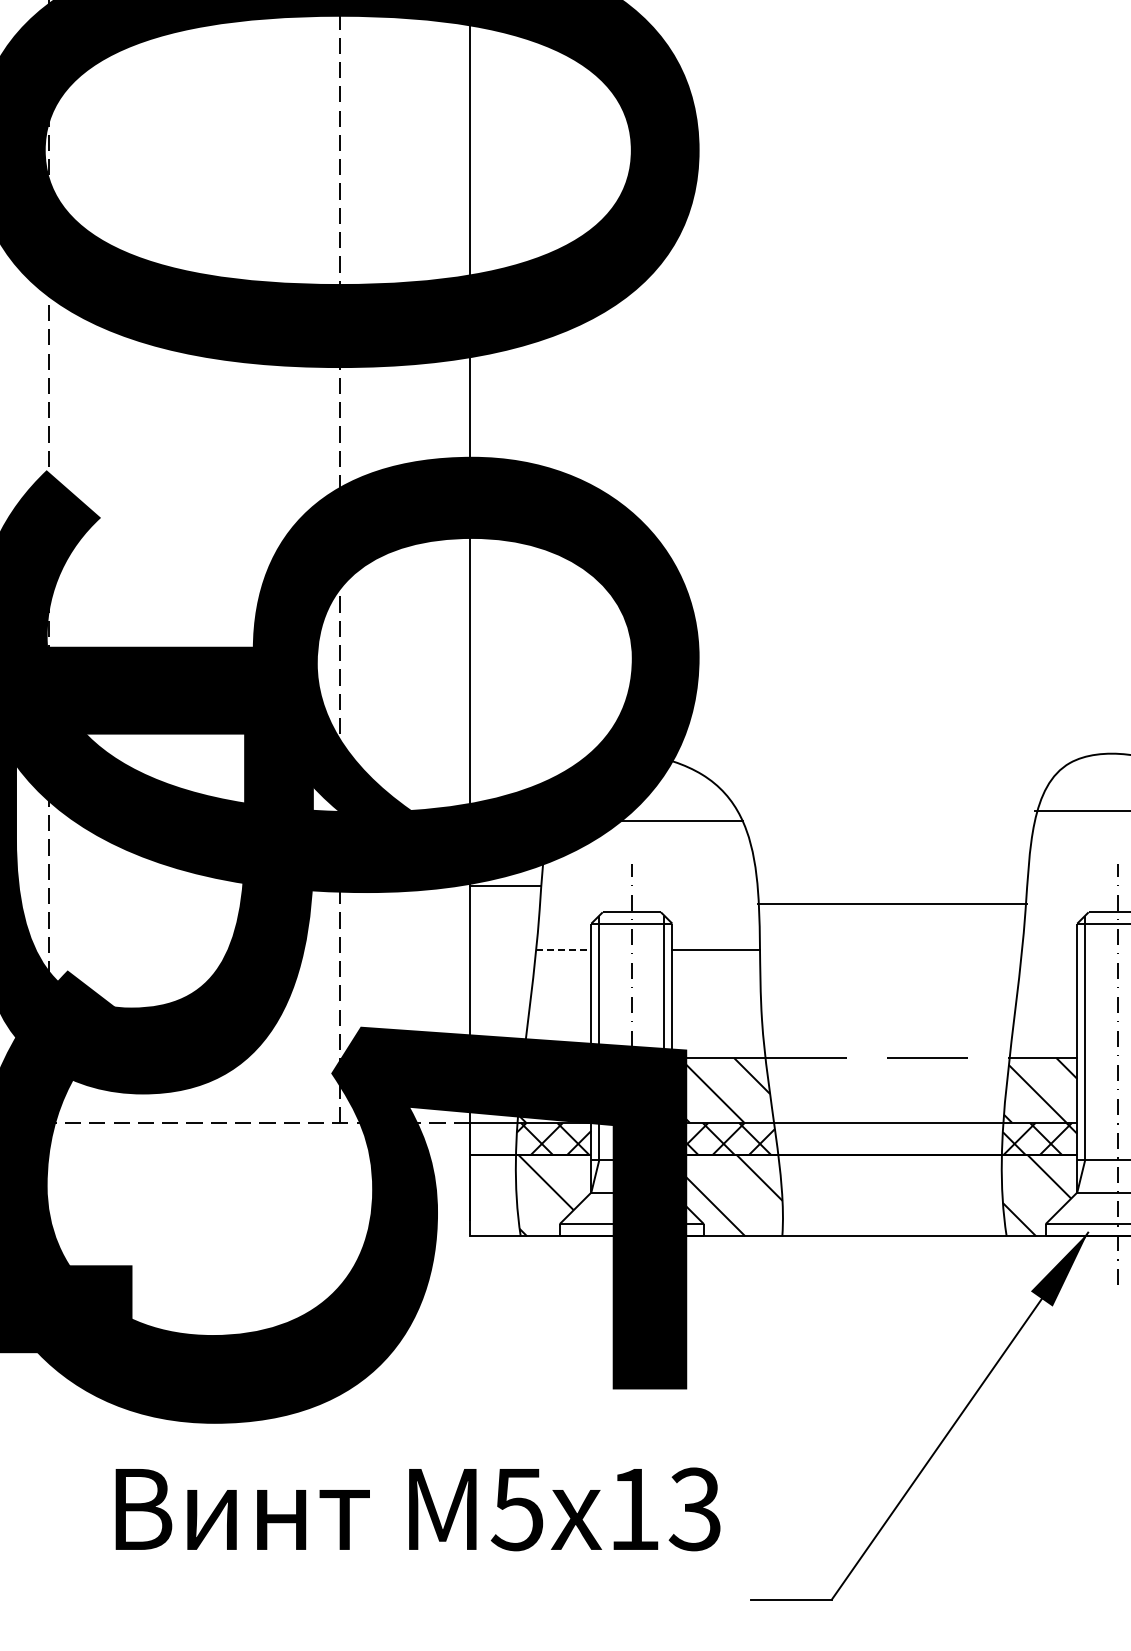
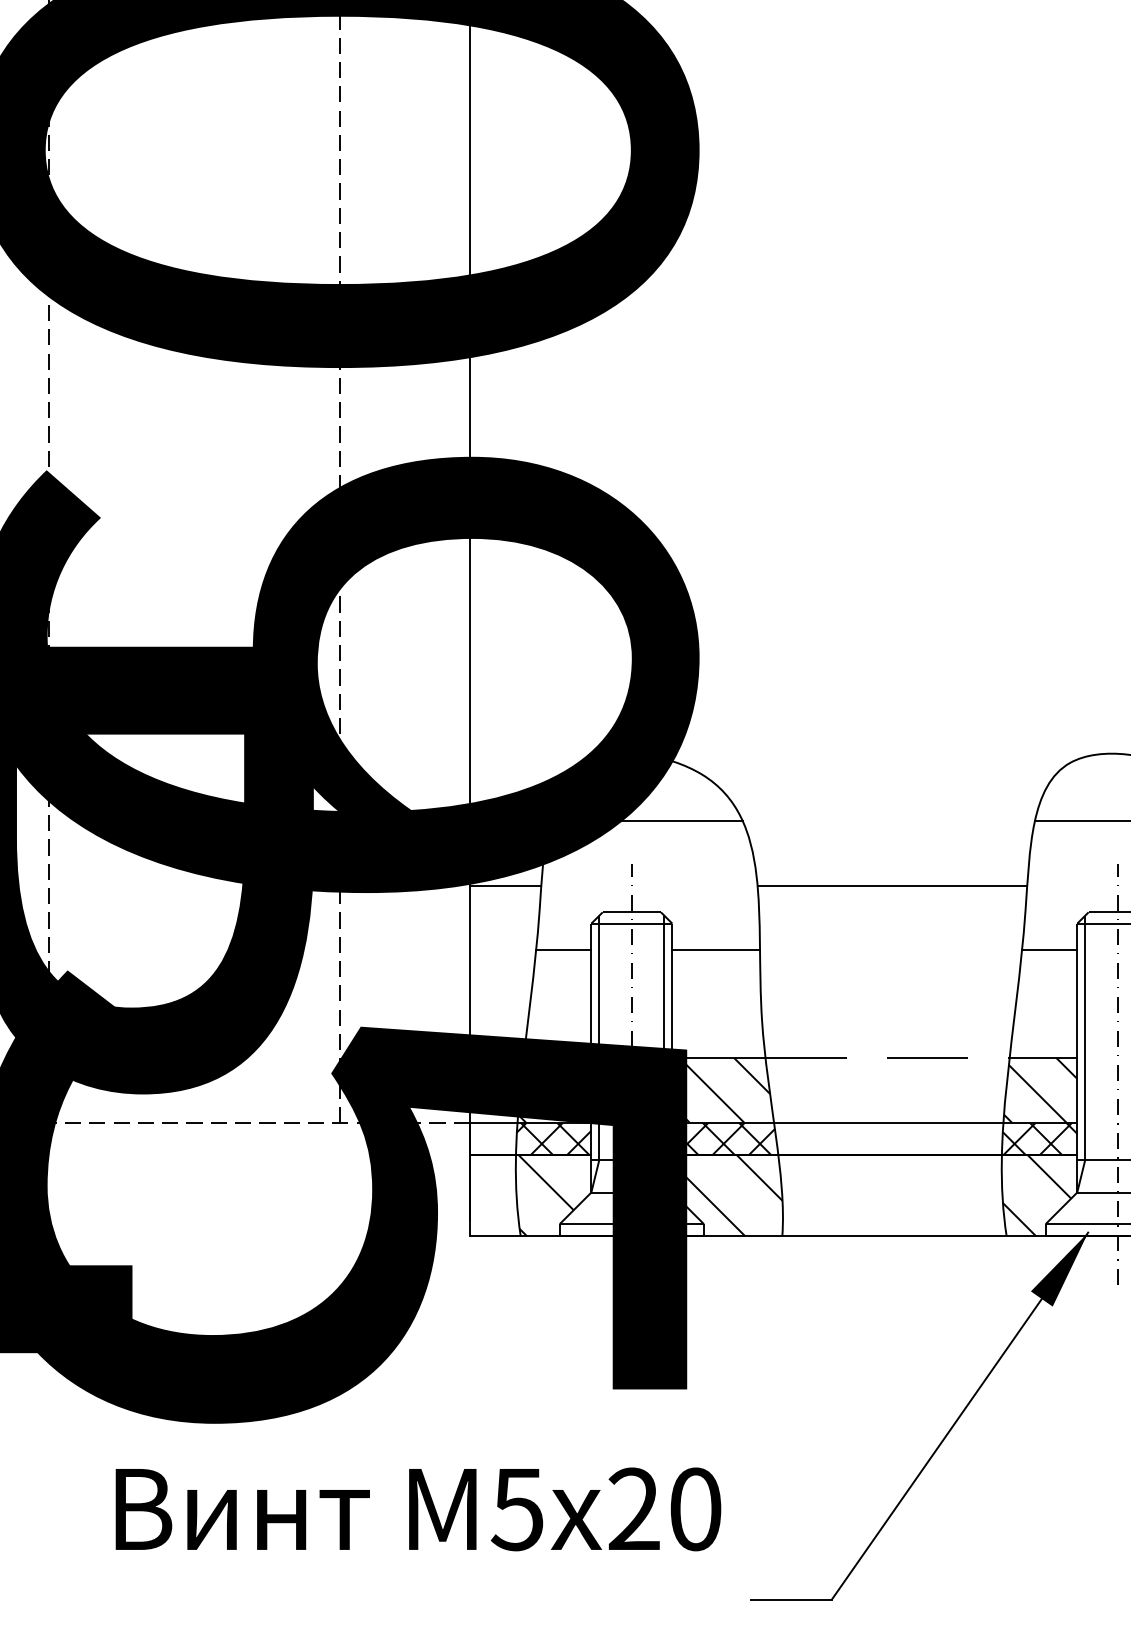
line position: (1080, 810) -> (1080, 820) (1080, 820)
line position: (892, 903) -> (892, 885) (892, 885)
line: dashed -> solid (563, 950)
line: none -> present (1049, 950)
text: 13 -> 20 (664, 1509)
